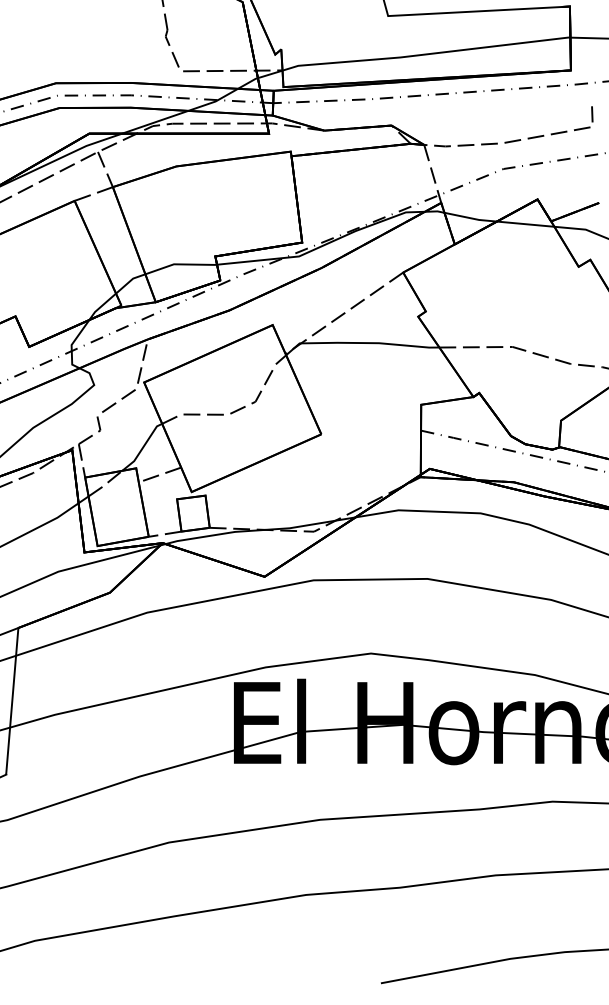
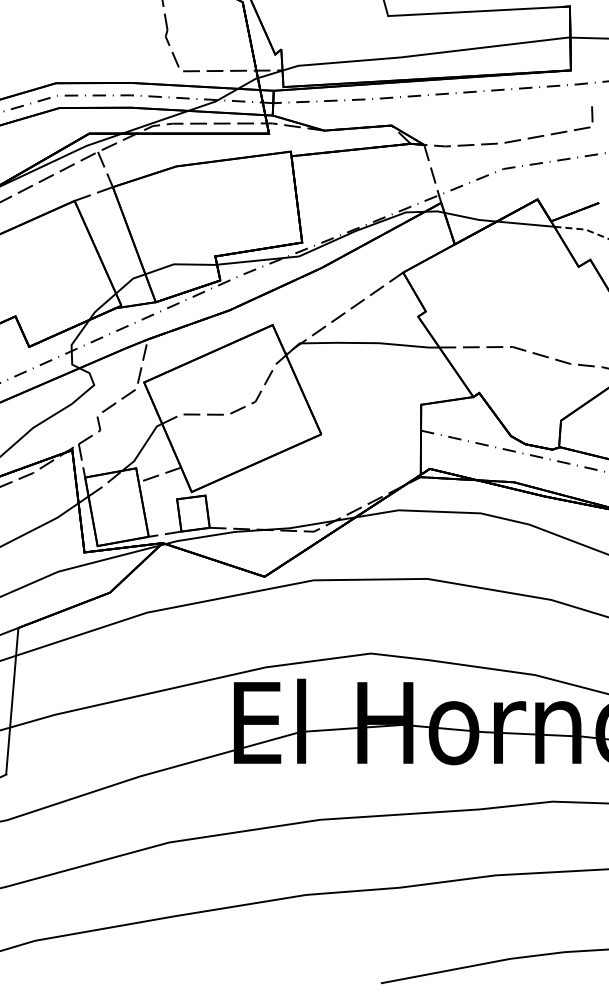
line: solid -> dashed (582, 229)
